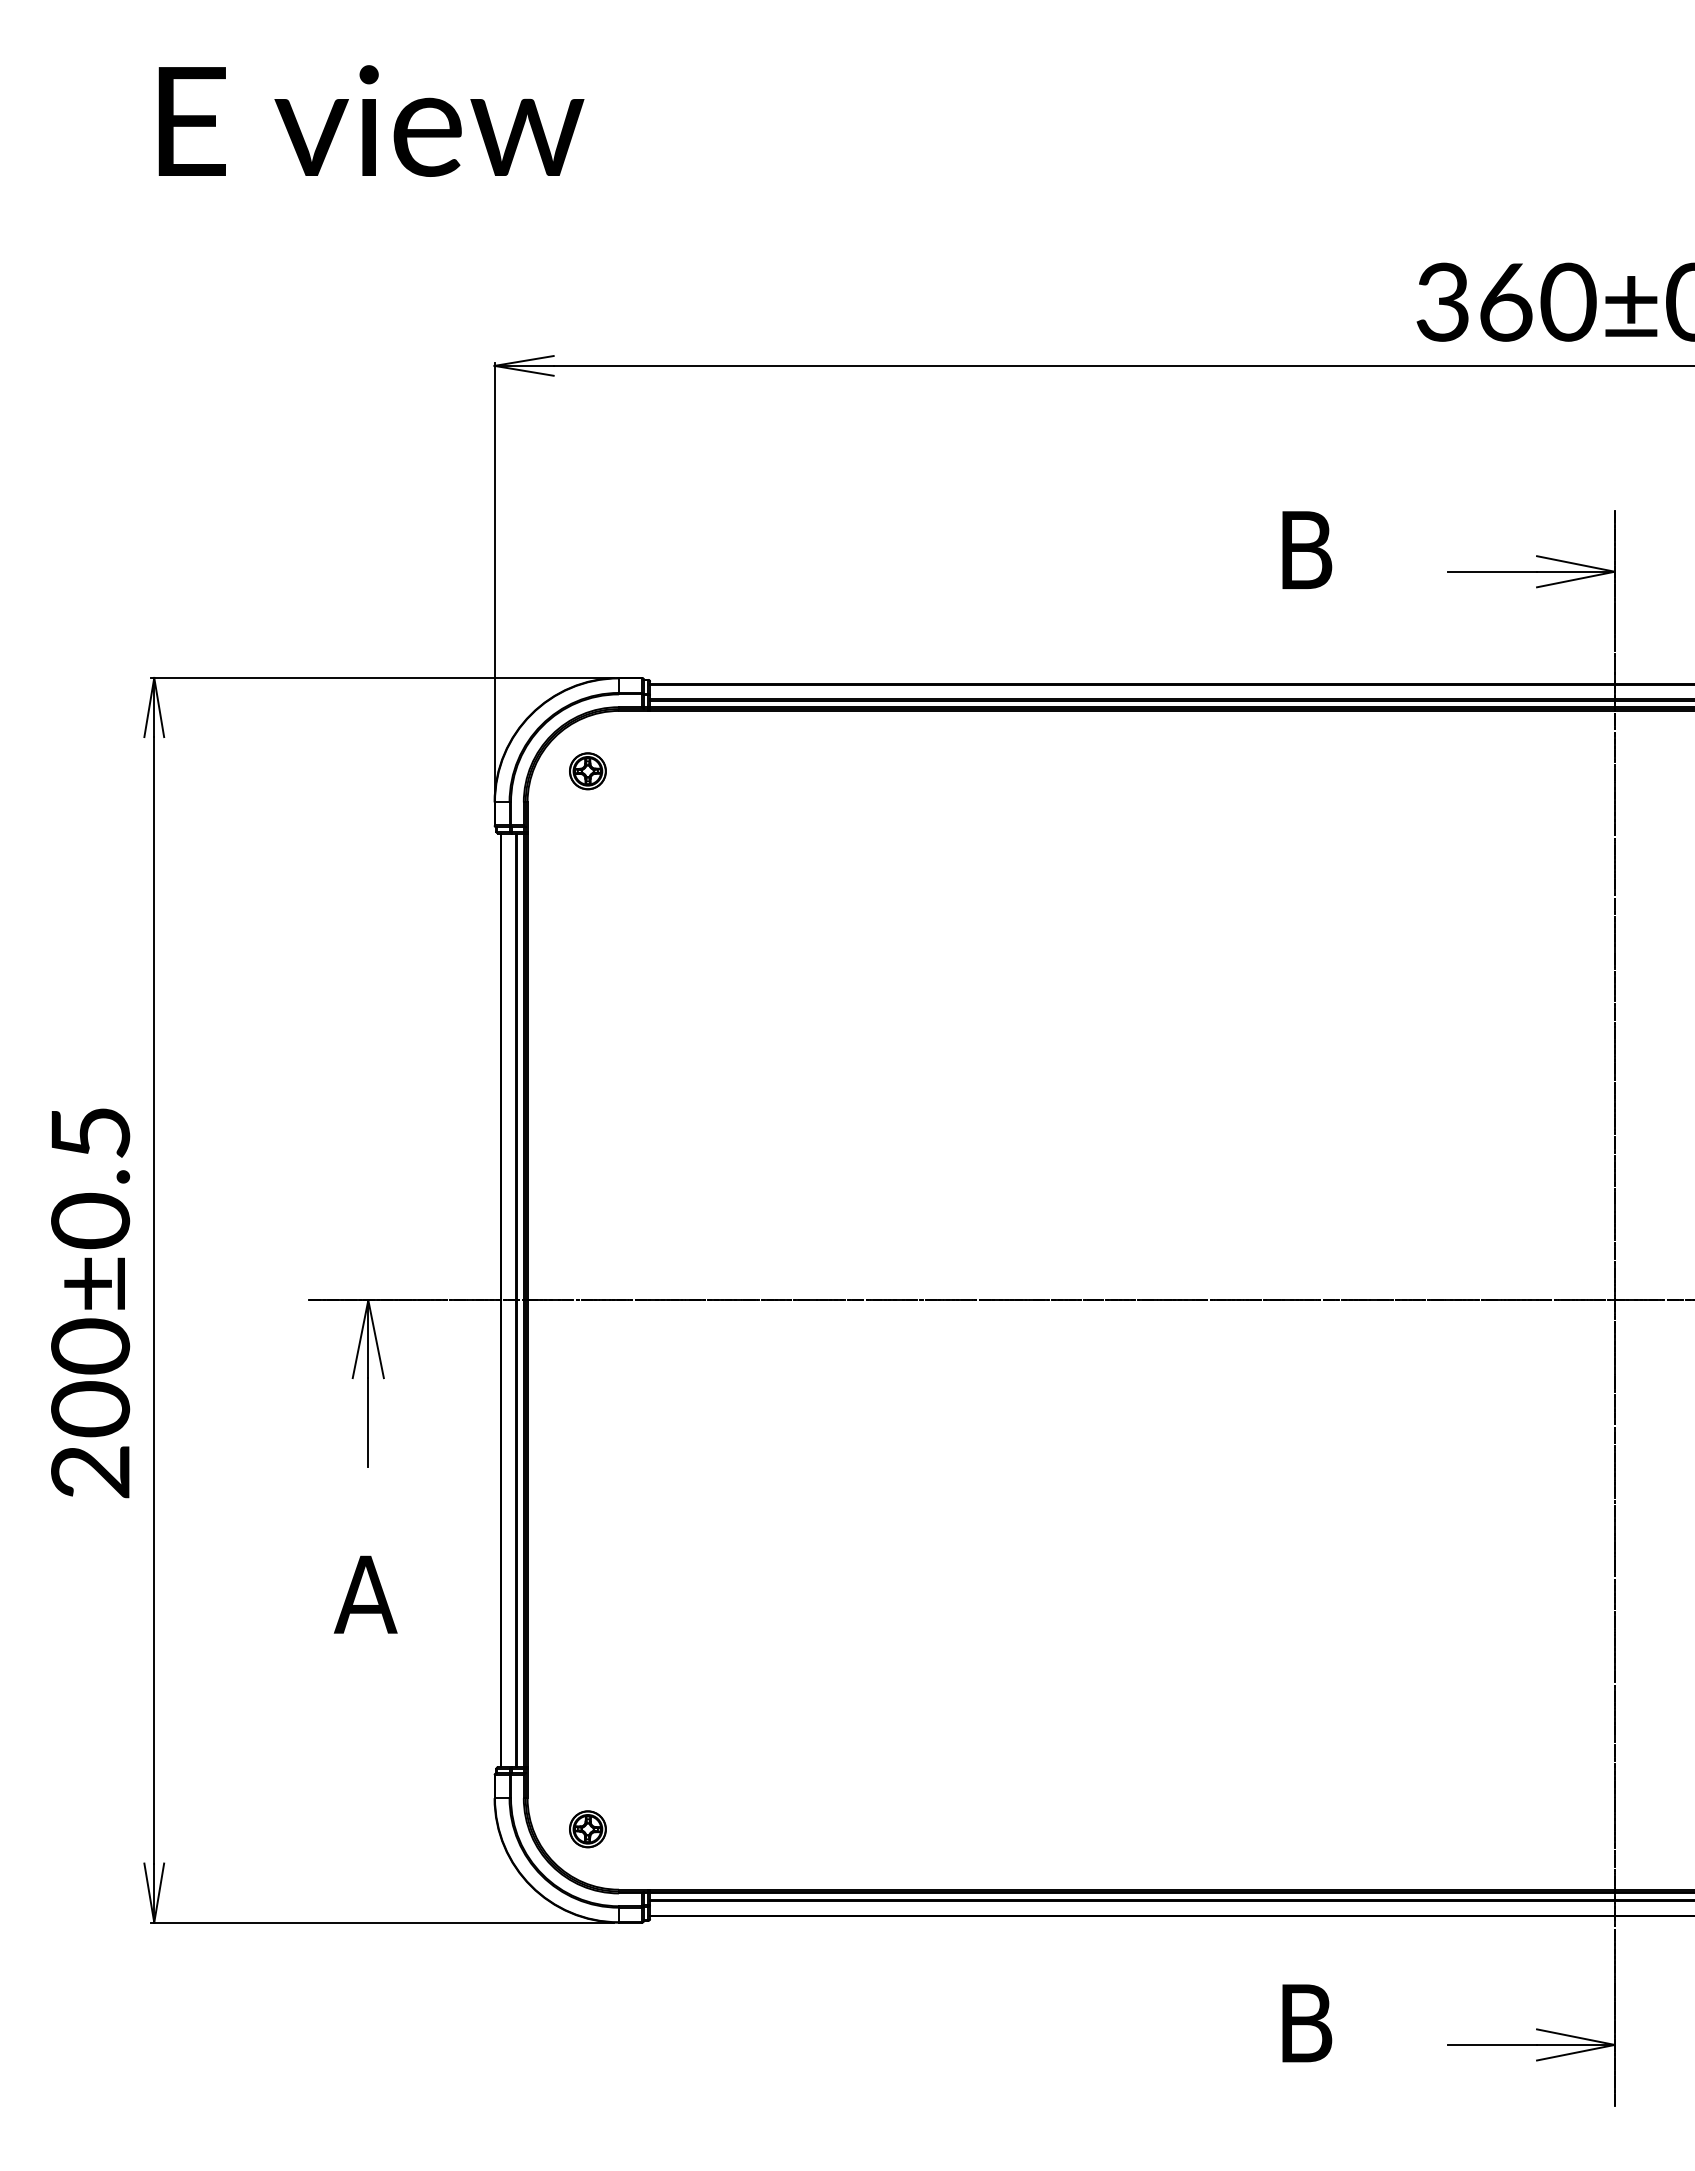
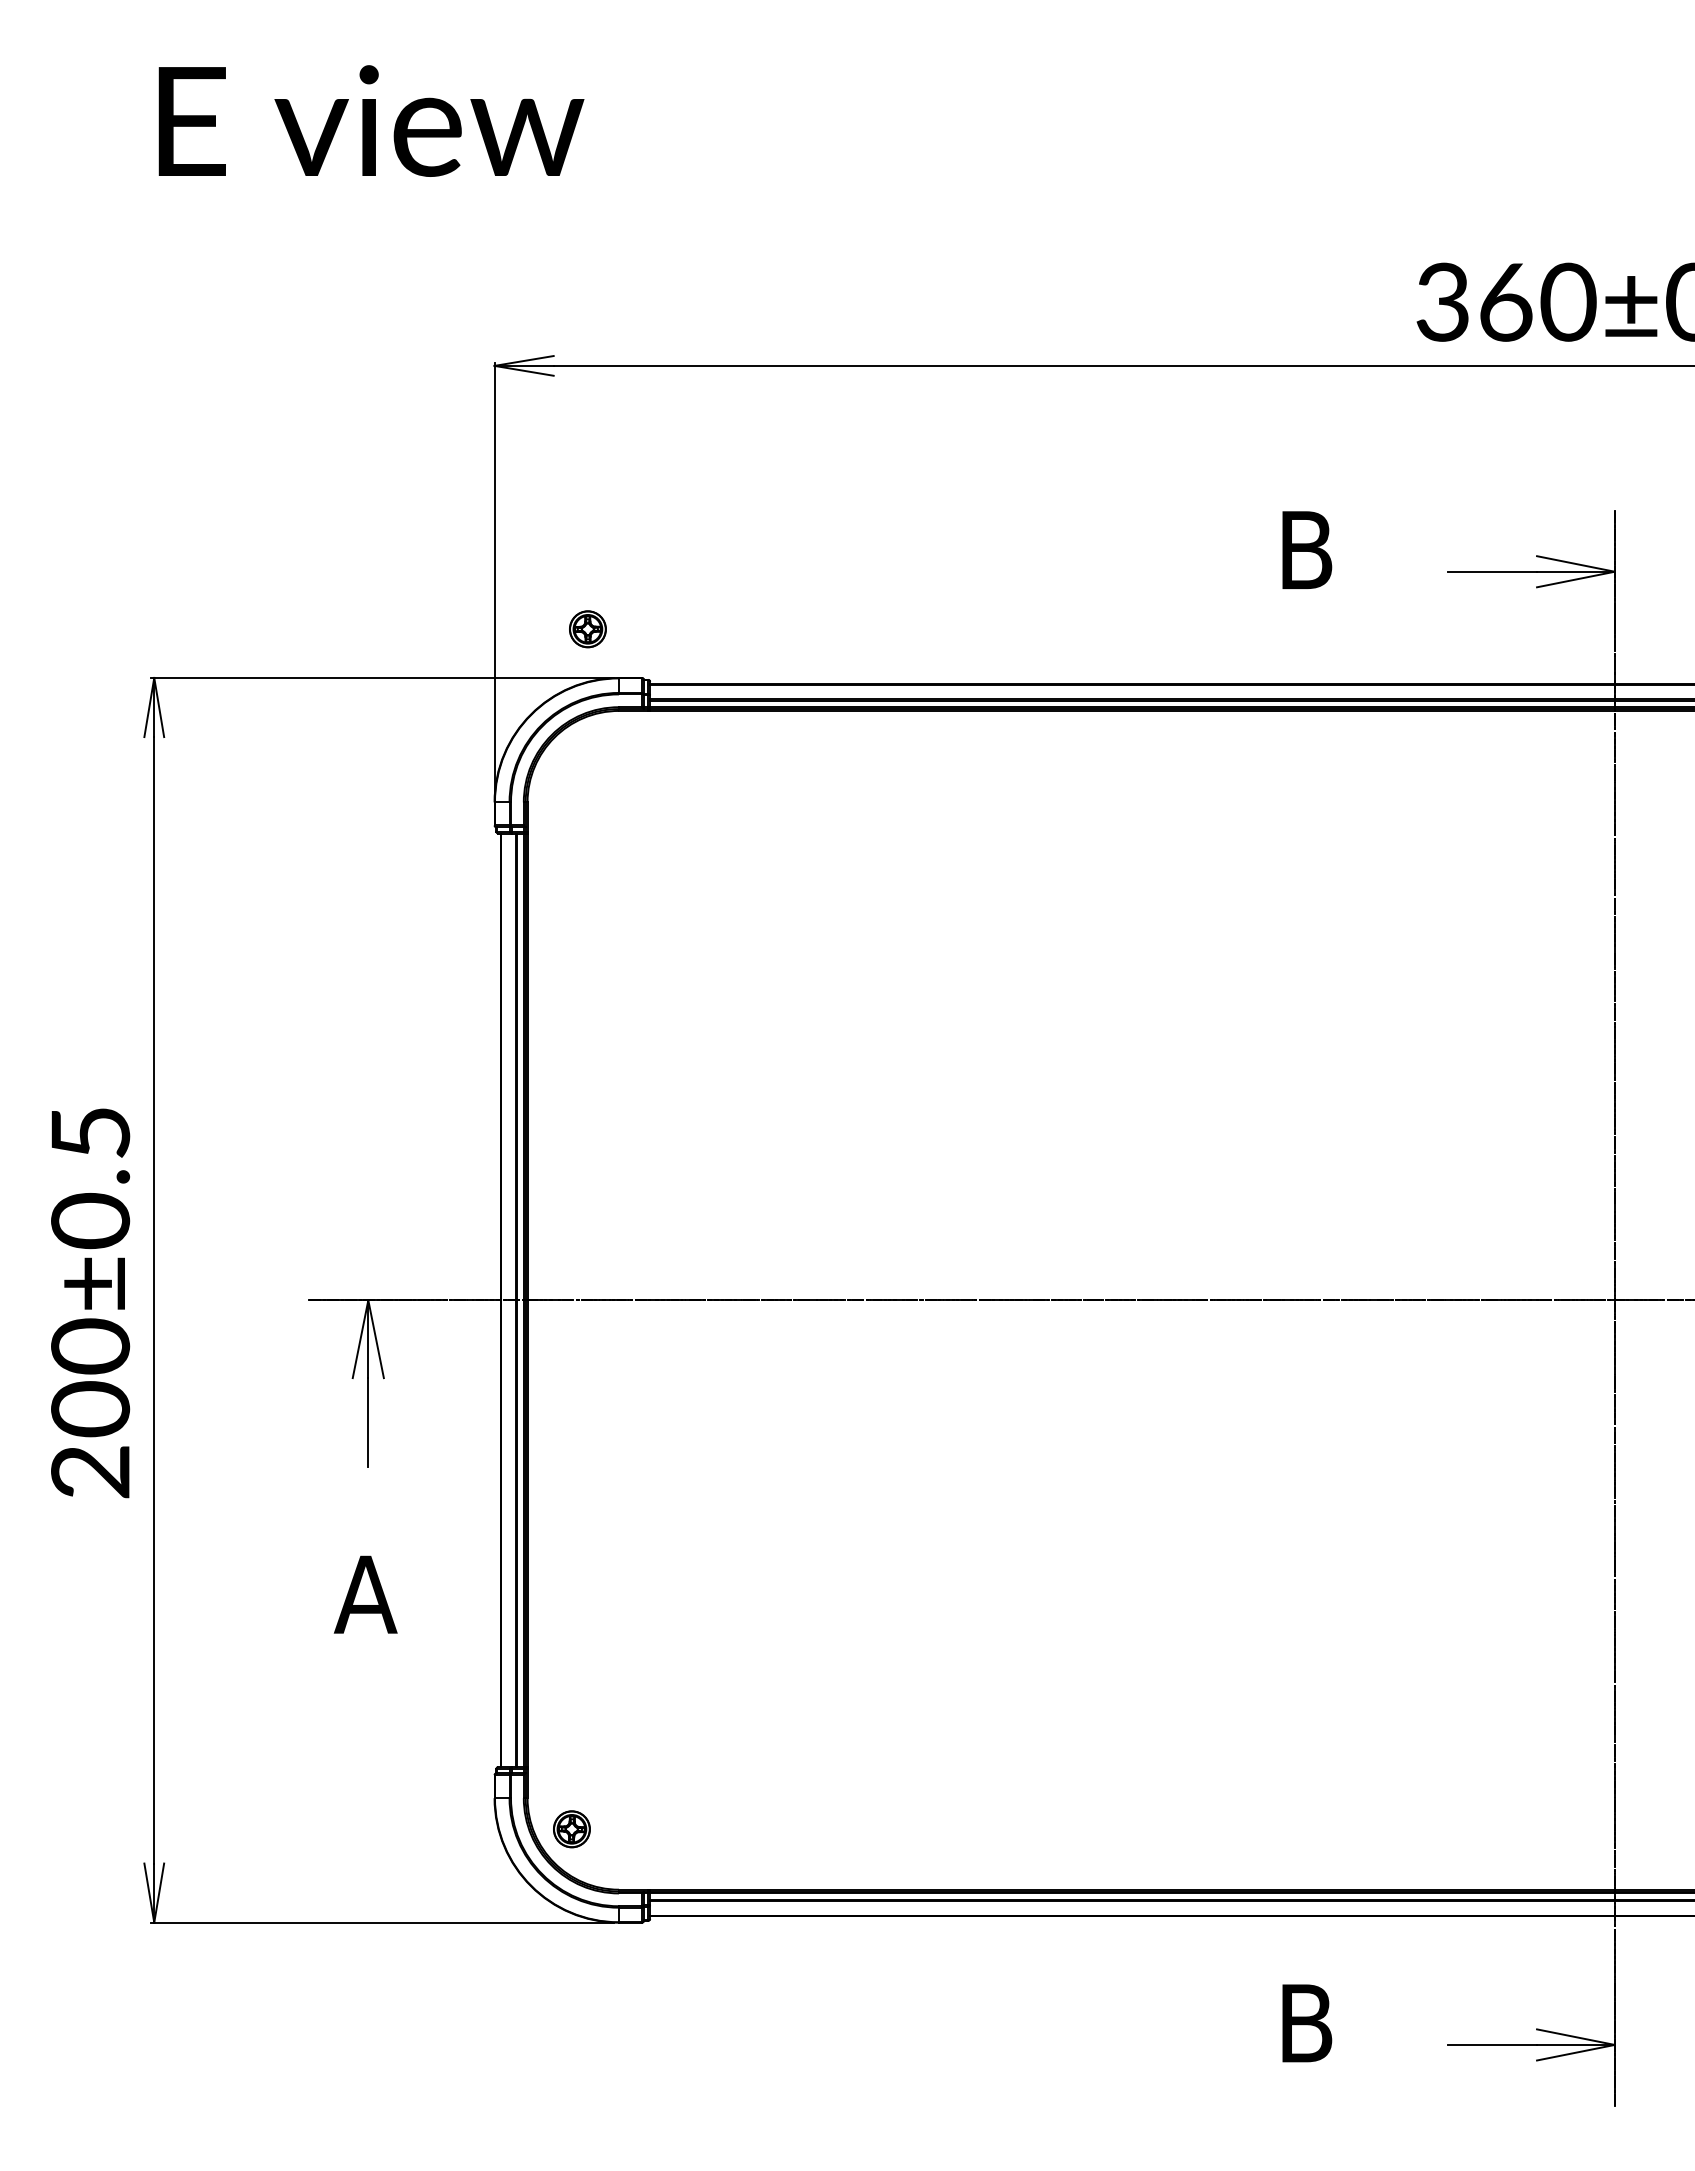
part position: (587, 771) -> (587, 629) (587, 629)
part position: (587, 1829) -> (571, 1829) (571, 1829)
